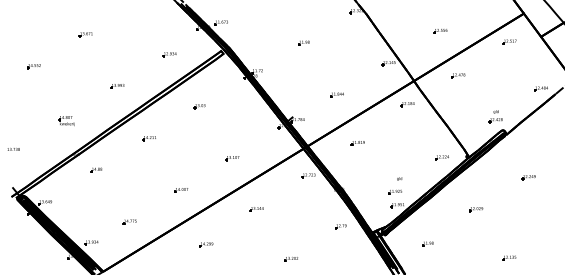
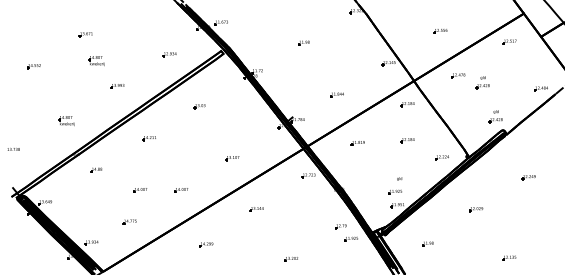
part: none -> present (96, 61)
part: none -> present (482, 82)
part: none -> present (407, 140)
part: none -> present (140, 190)
part: none -> present (350, 238)
